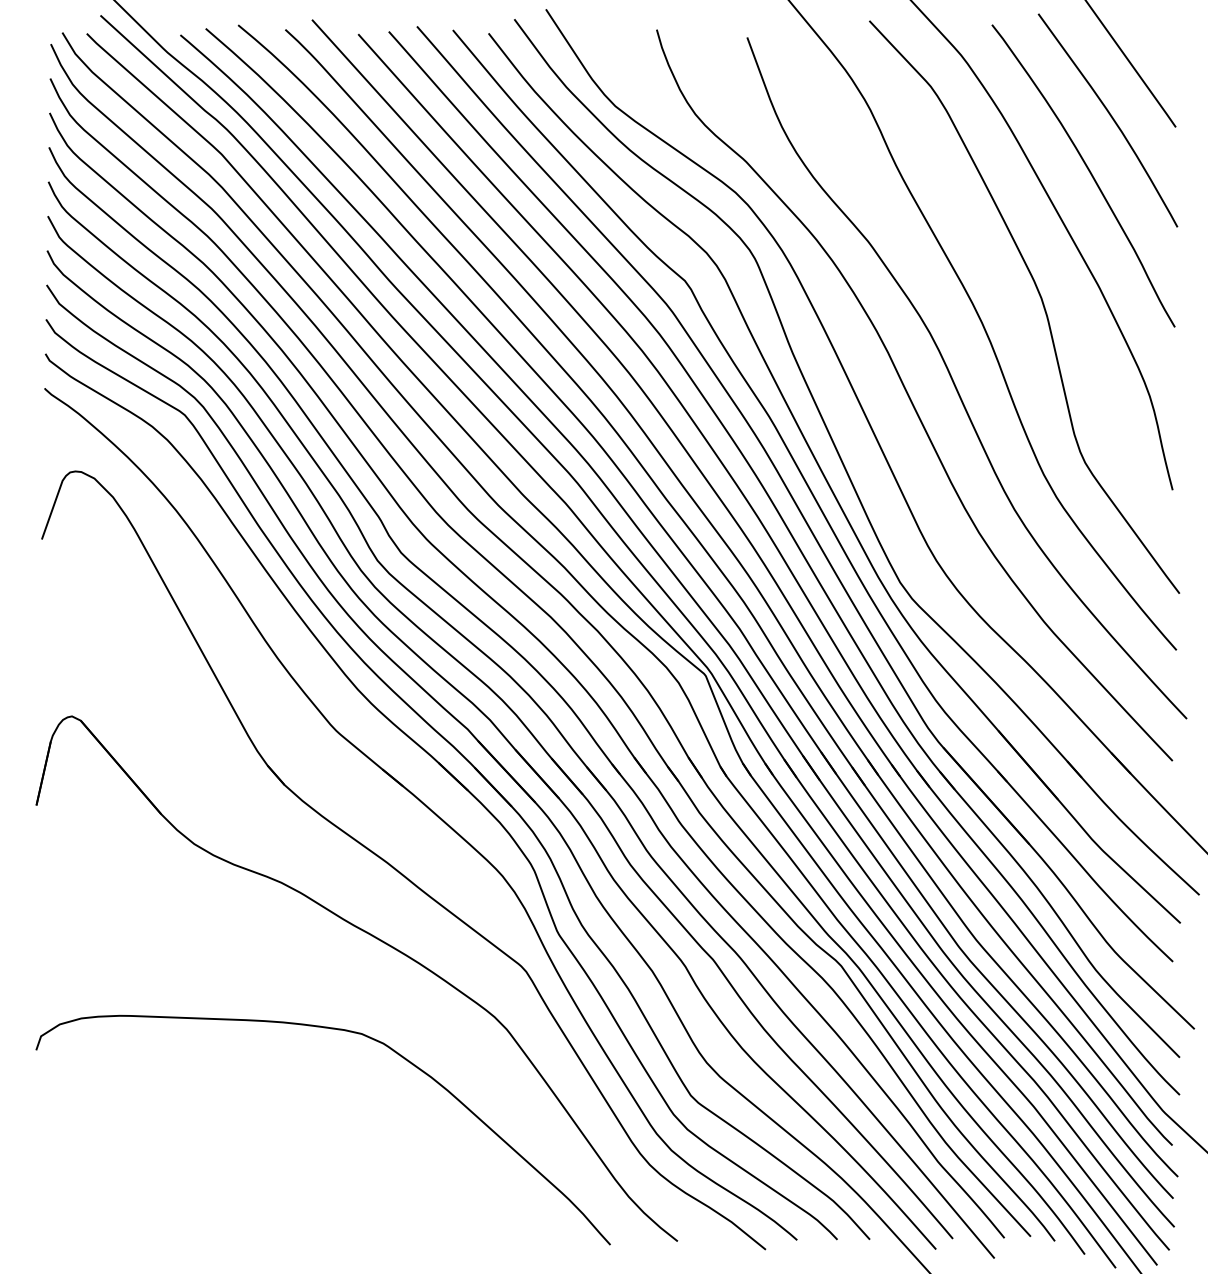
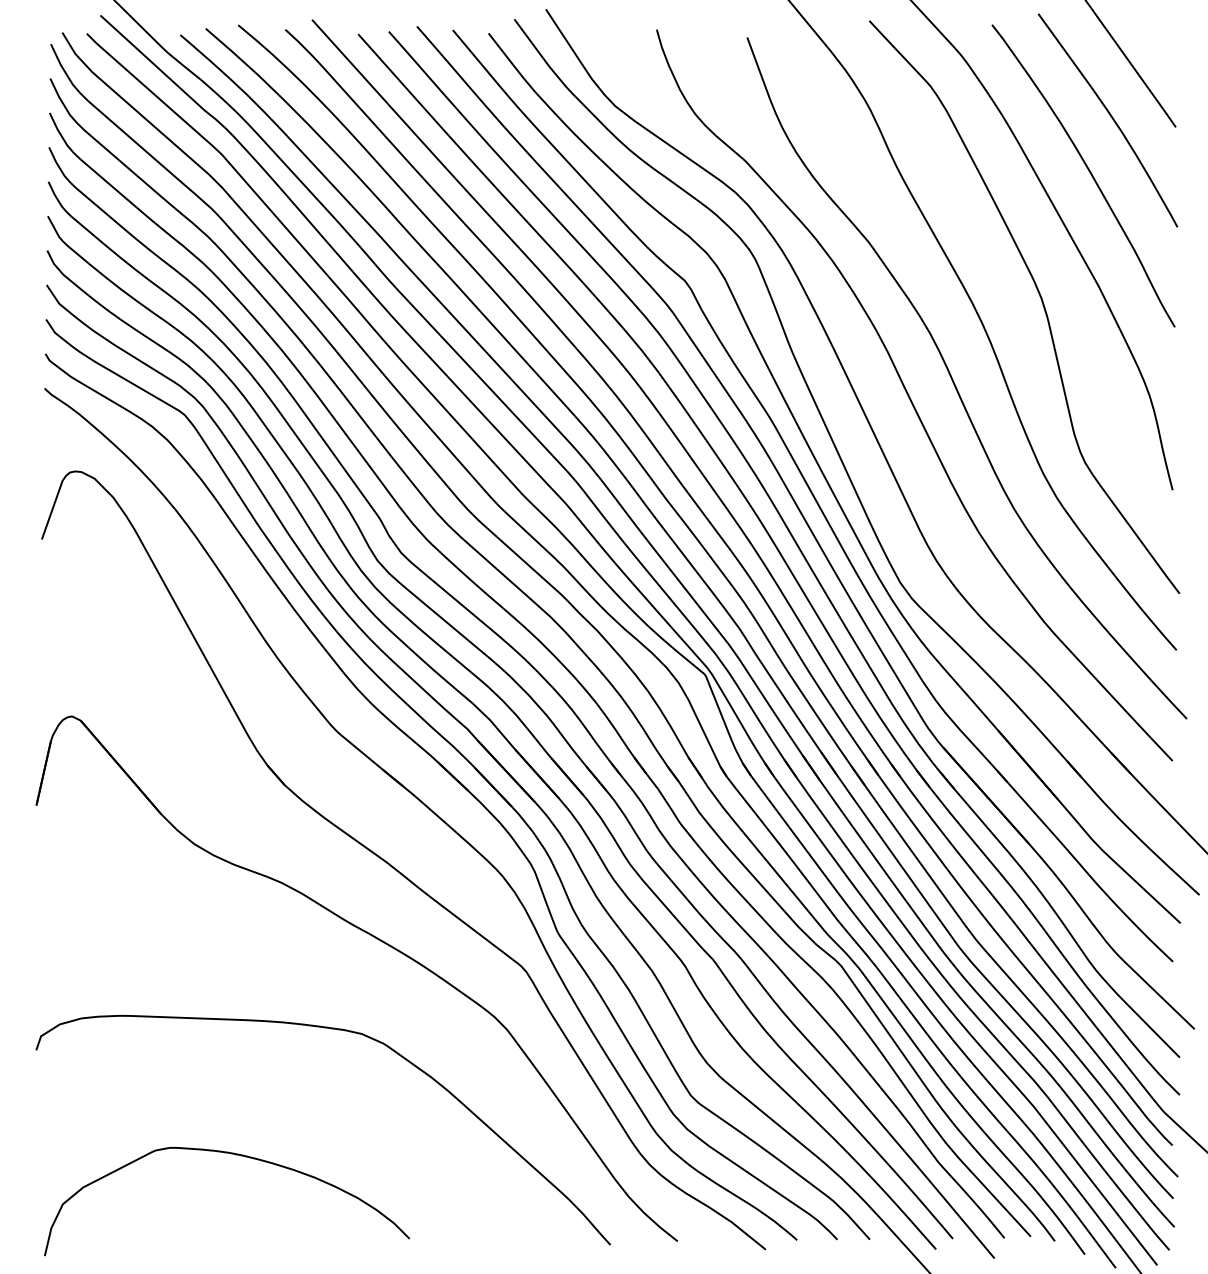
curve: none -> present (236, 1155)
